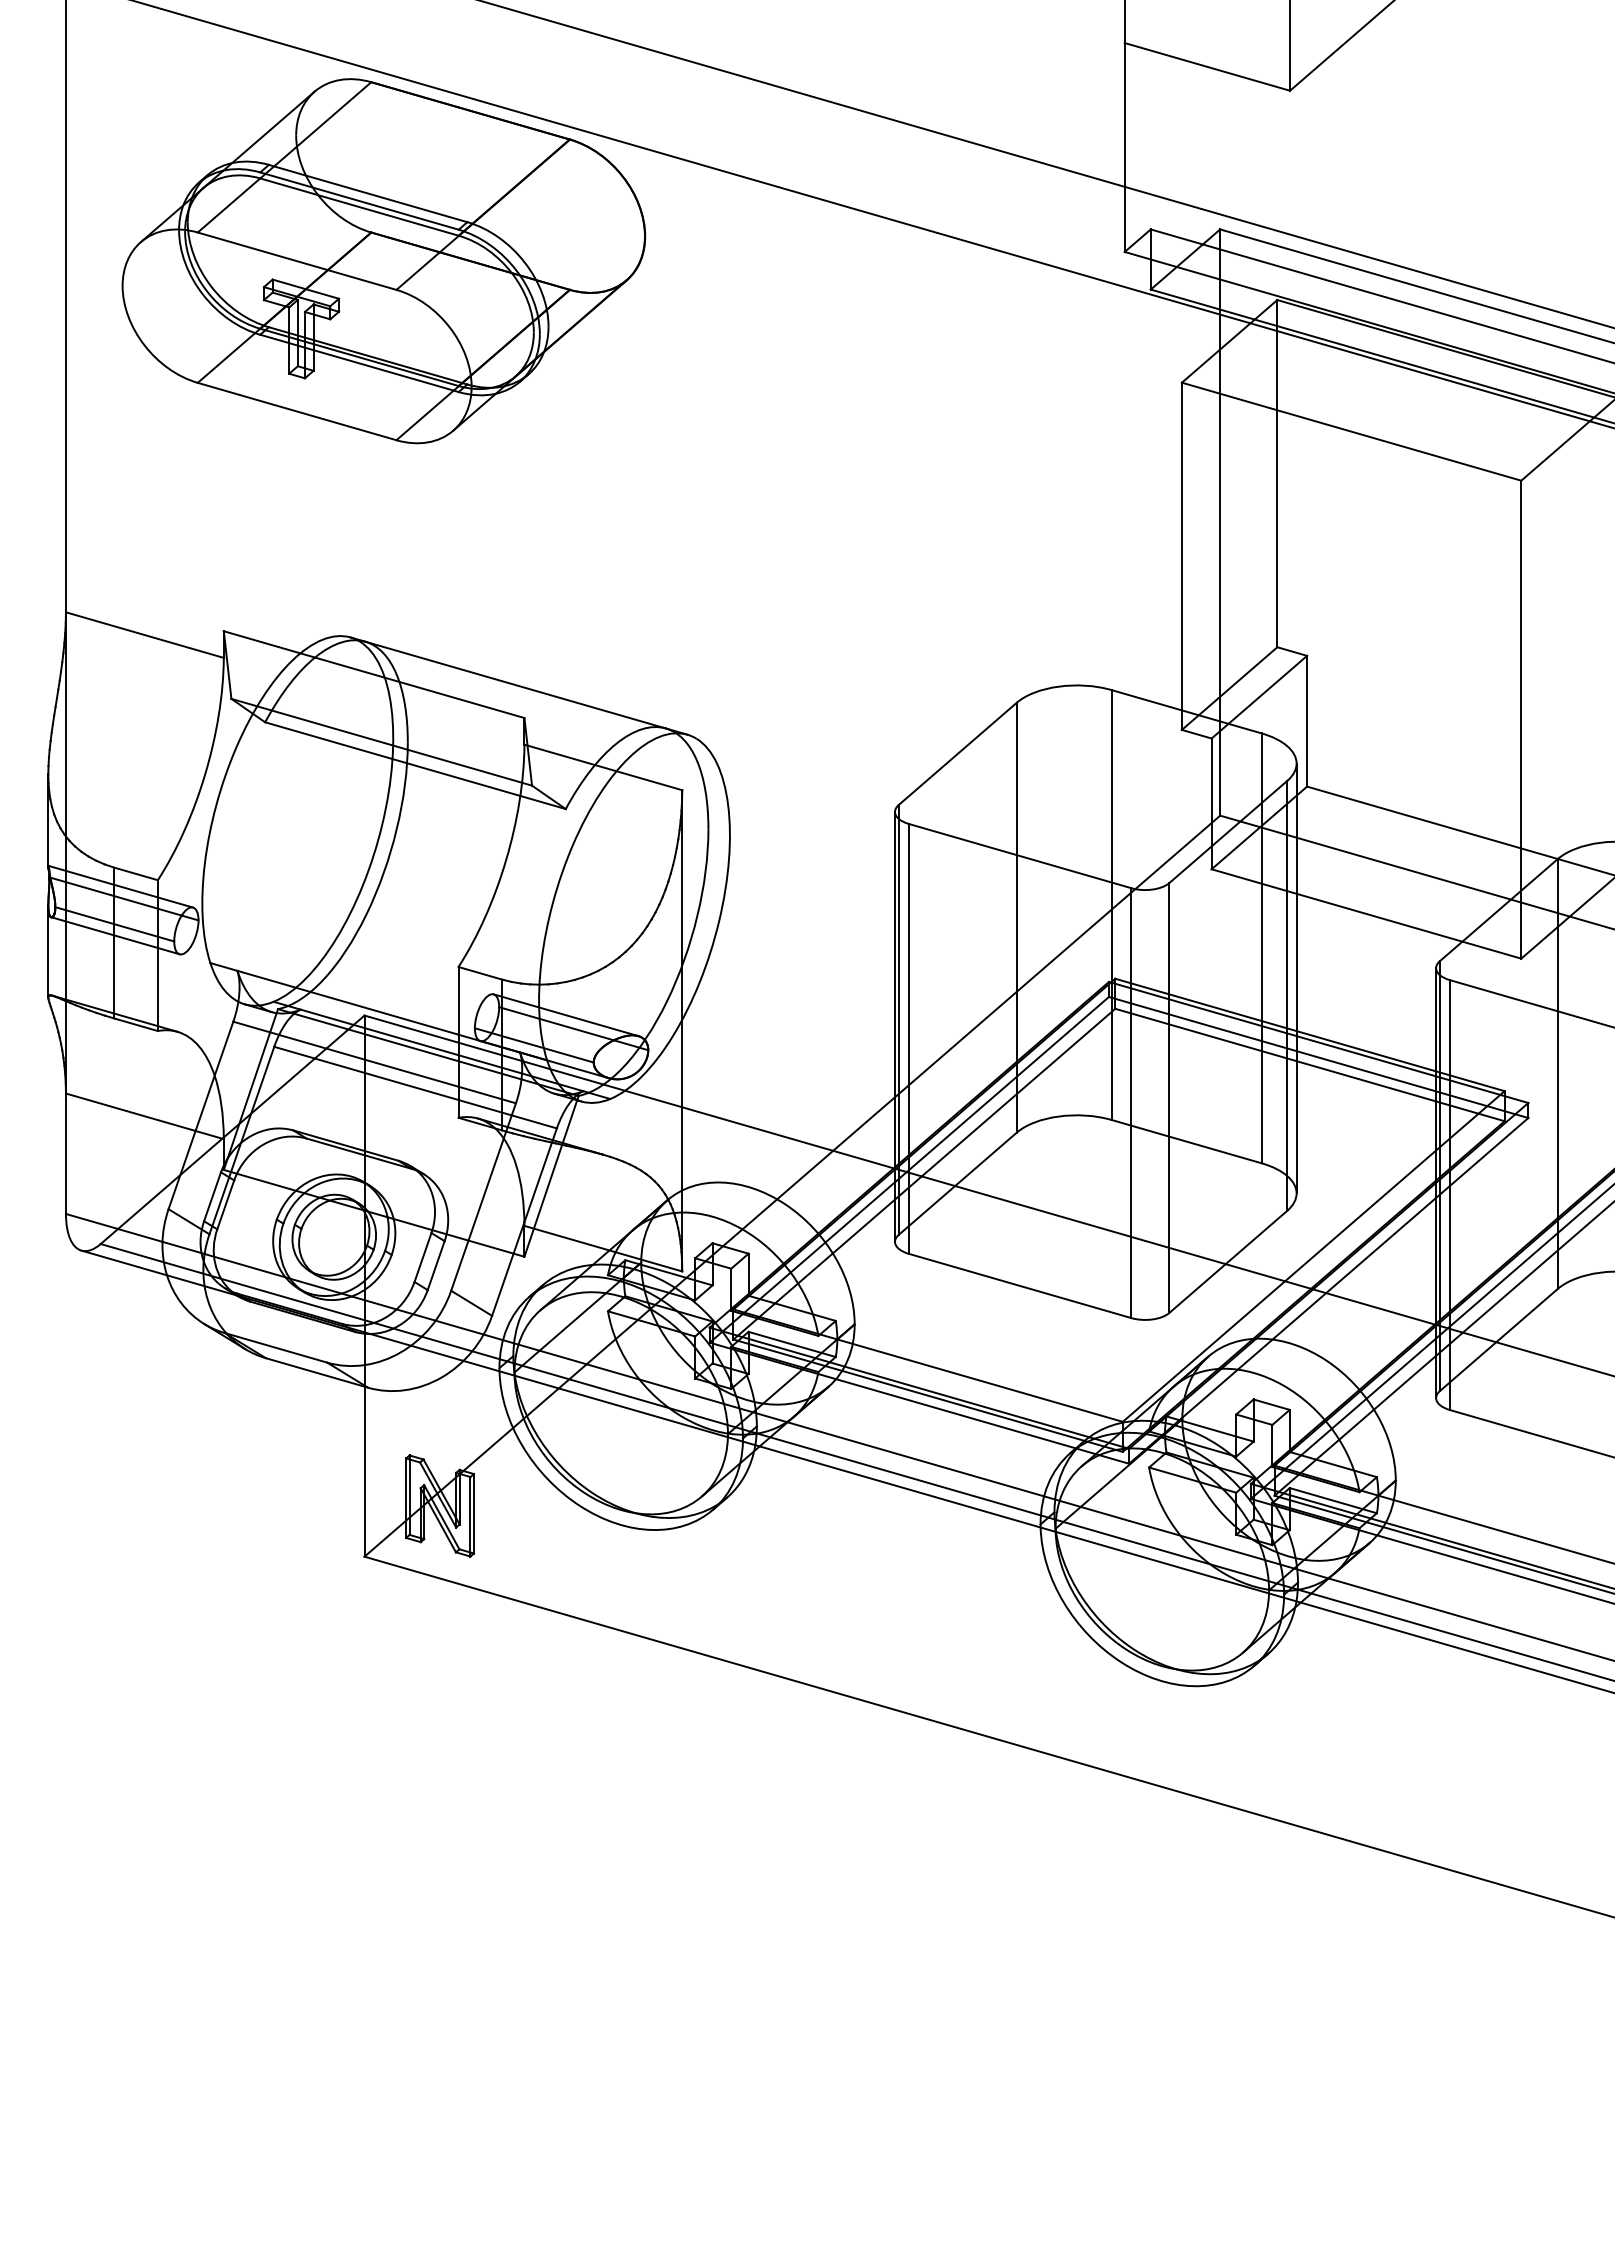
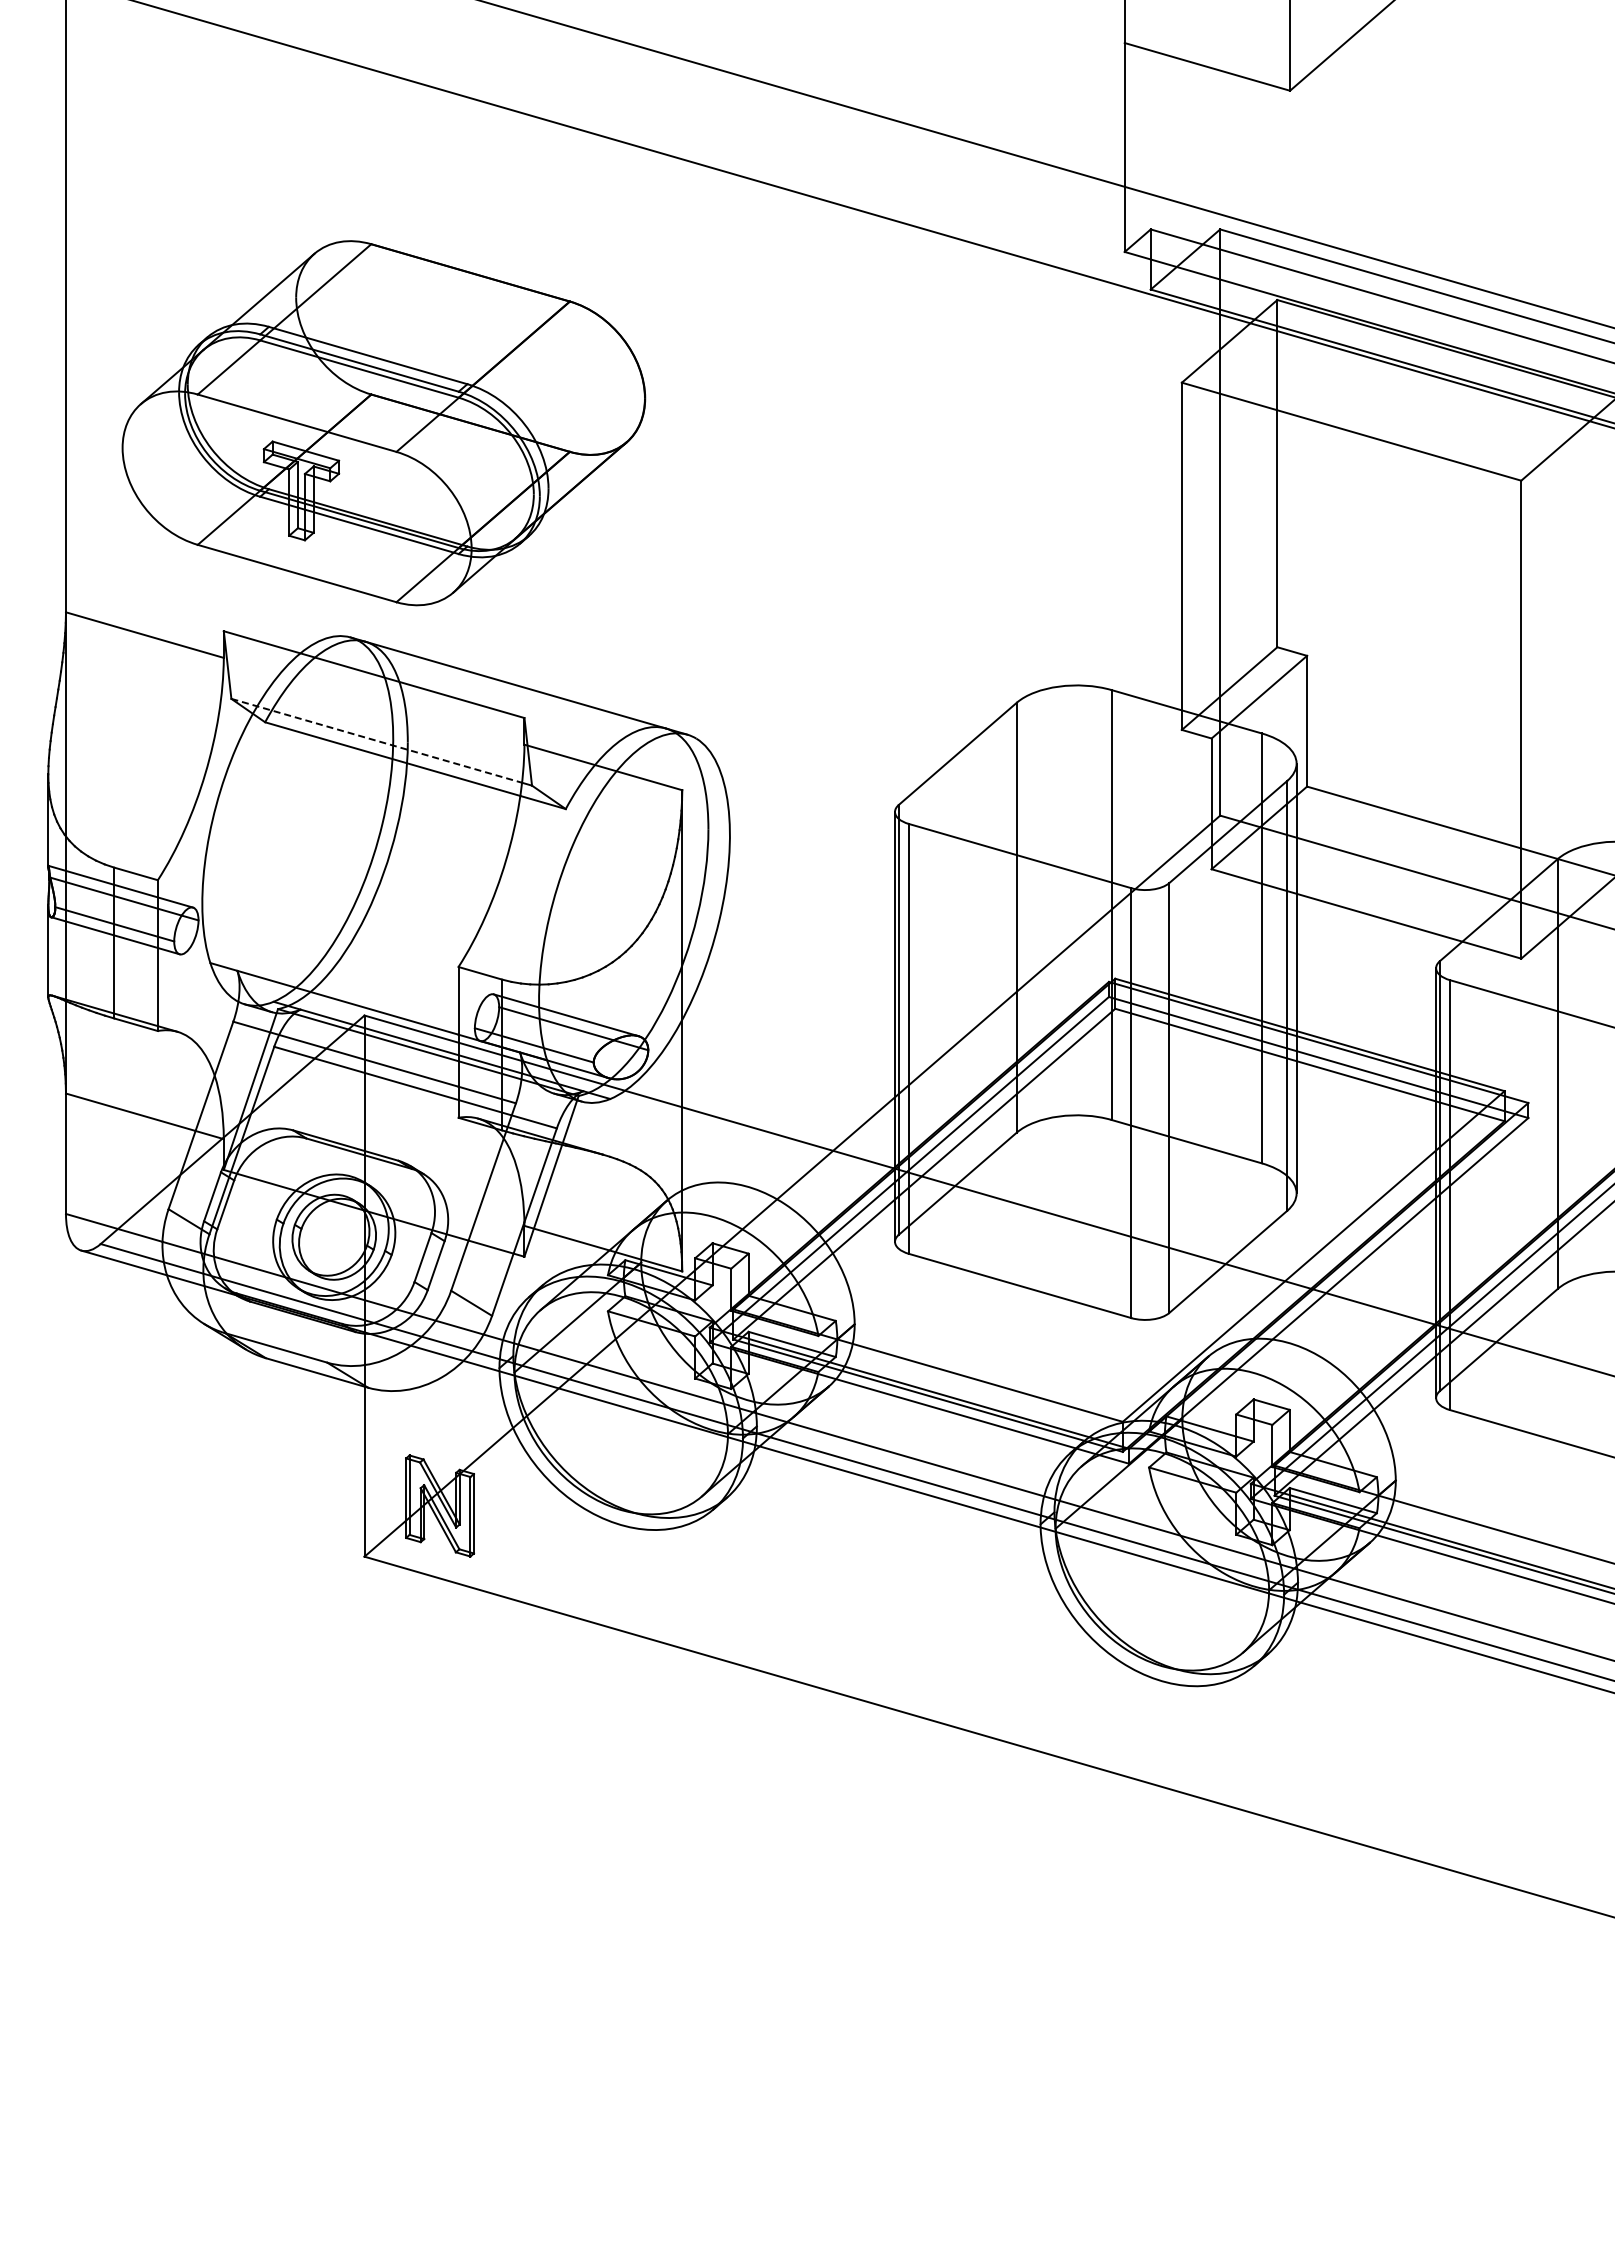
part position: (383, 261) -> (383, 423) (383, 423)
line: solid -> dashed (377, 740)
